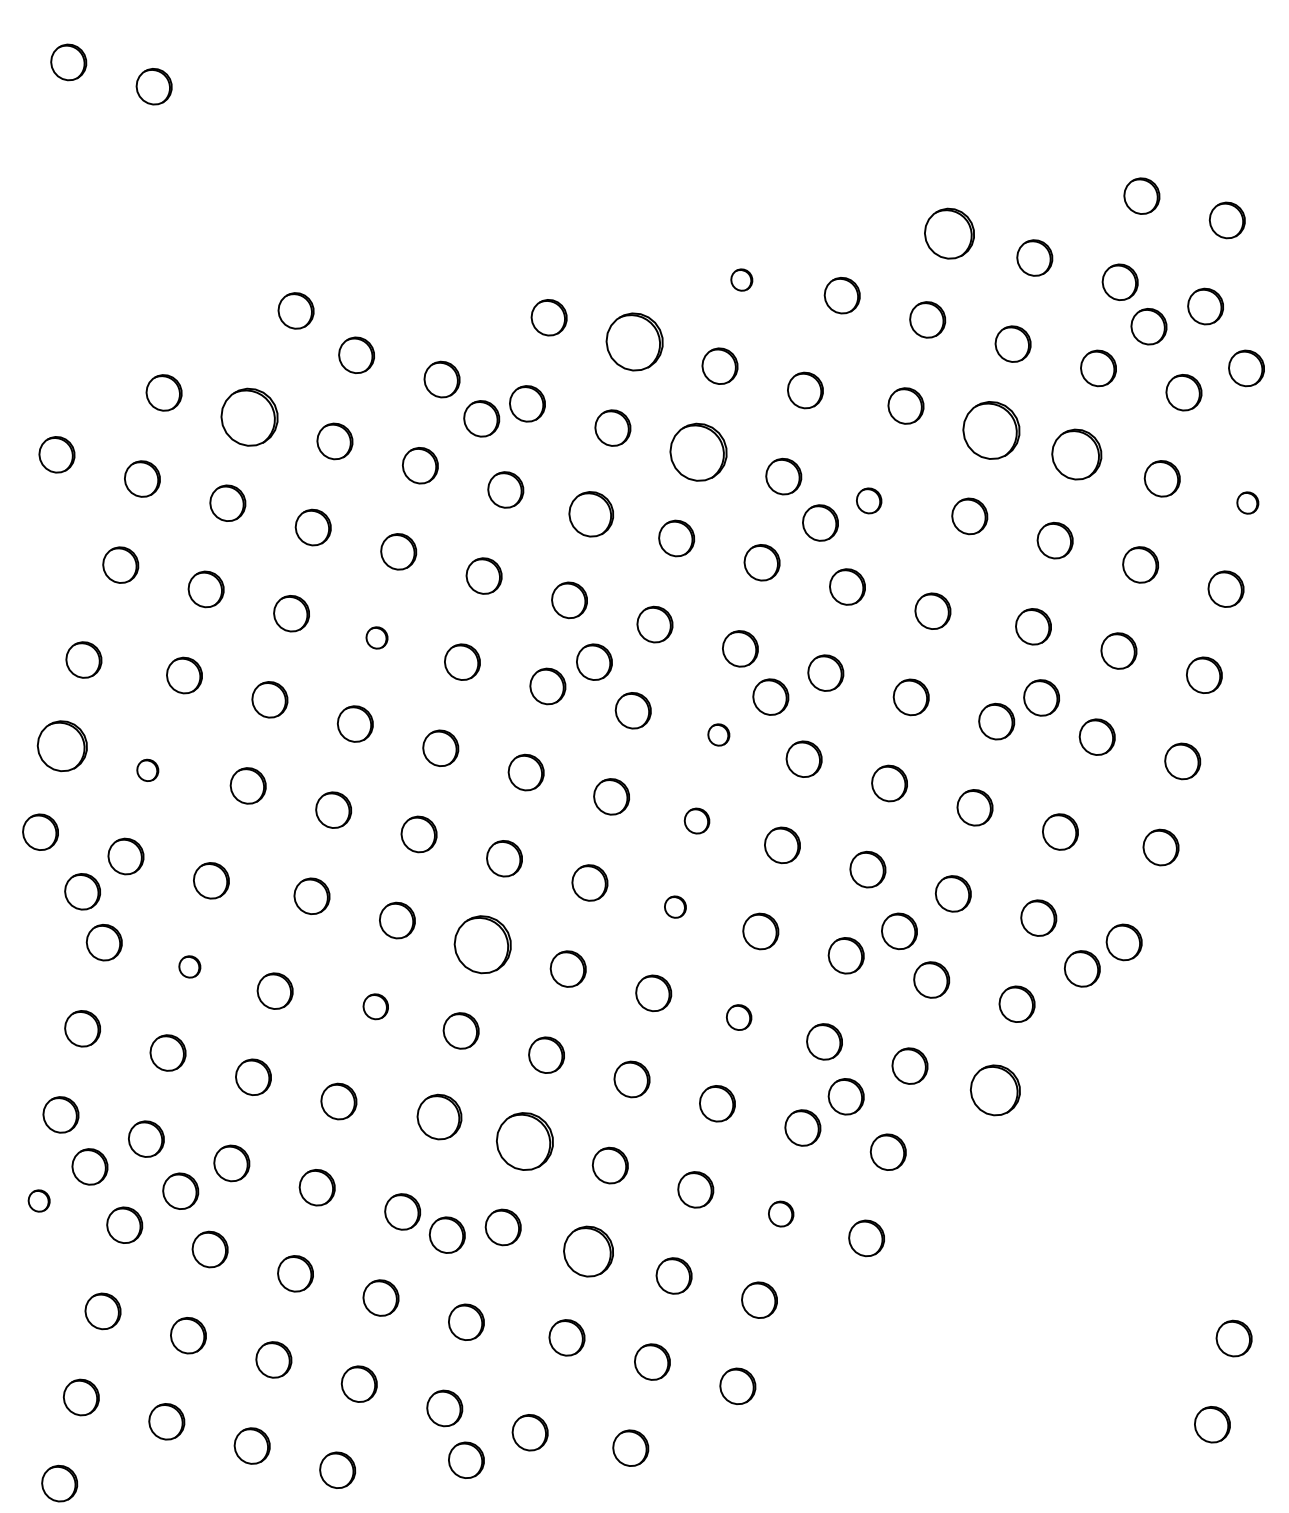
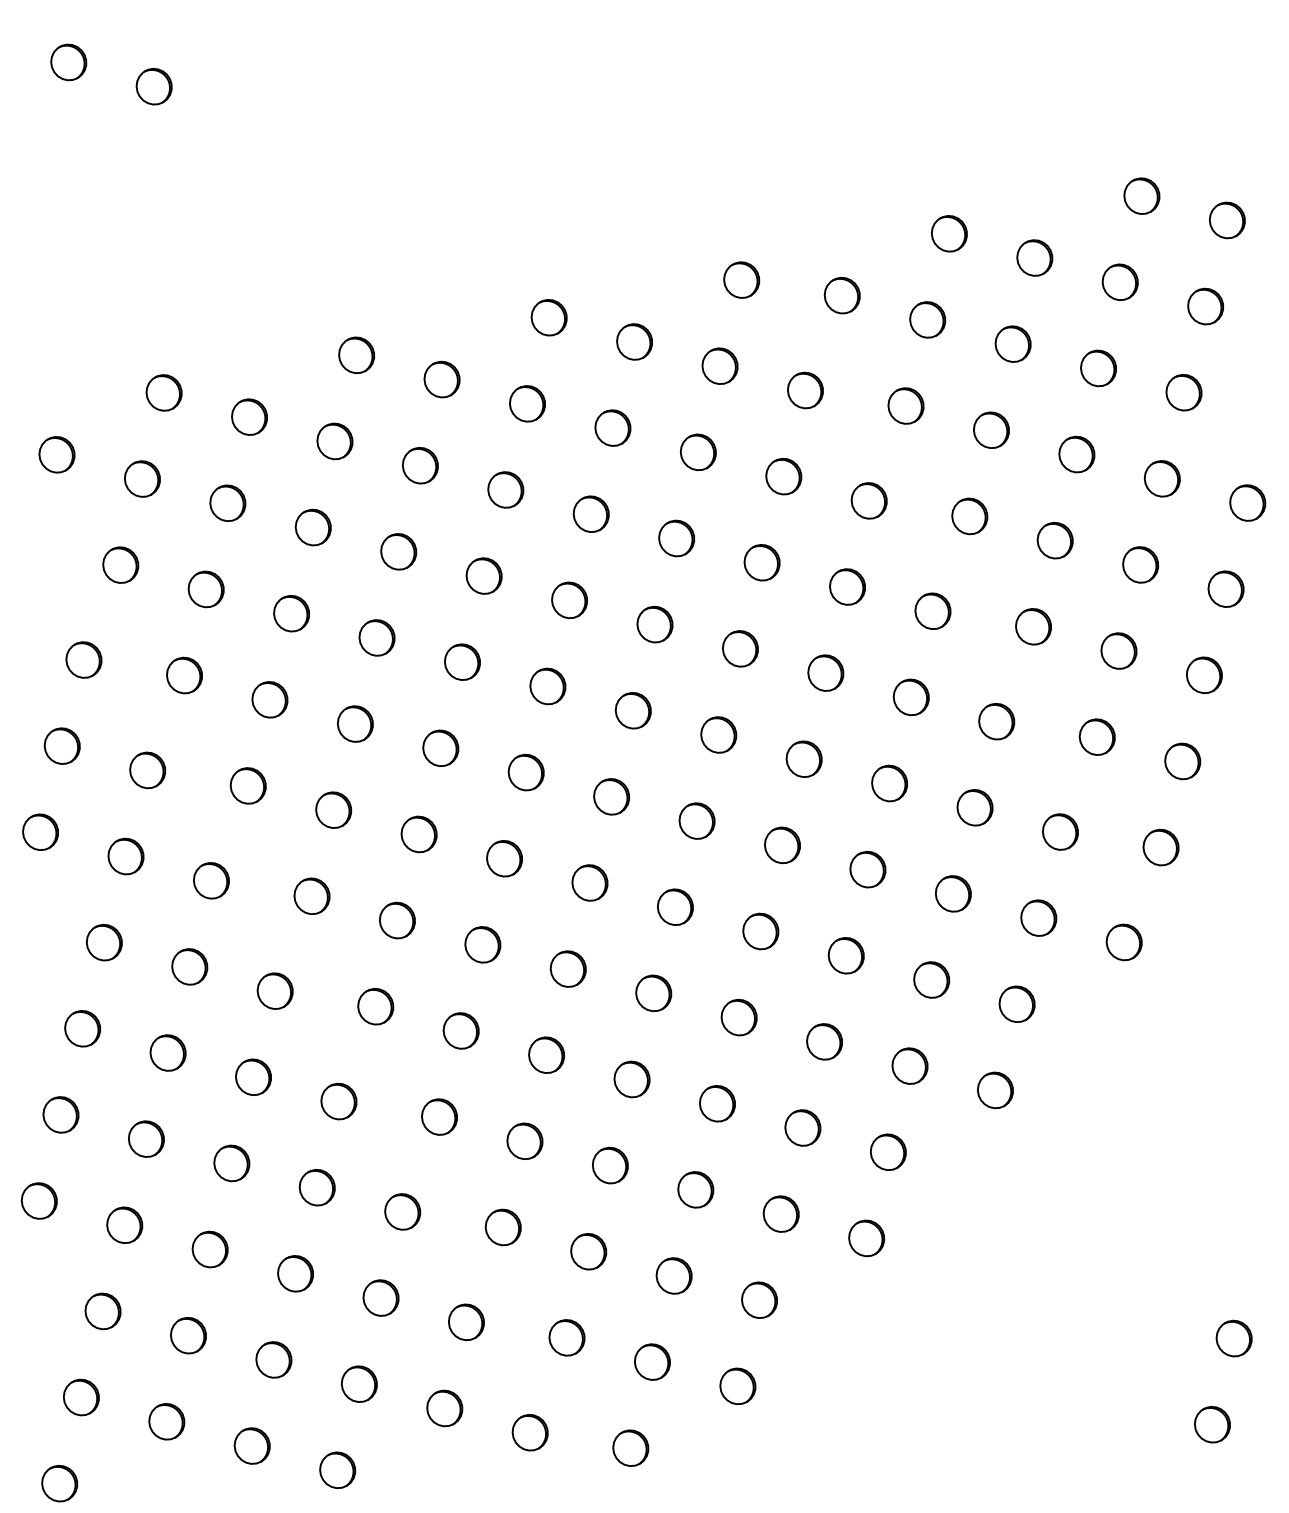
part size: 51x53 px -> 38x38 px (948, 233)
part size: 24x24 px -> 38x38 px (741, 279)
part: present -> none (295, 310)
part: present -> none (1148, 326)
part size: 59x60 px -> 37x38 px (634, 341)
part: present -> none (1246, 368)
part size: 59x60 px -> 37x38 px (249, 416)
part: present -> none (481, 418)
part size: 59x59 px -> 37x38 px (991, 429)
part size: 59x60 px -> 38x39 px (697, 452)
part size: 52x53 px -> 38x39 px (1076, 454)
part size: 27x28 px -> 38x38 px (868, 500)
part size: 24x24 px -> 38x38 px (1247, 502)
part size: 47x47 px -> 38x38 px (590, 513)
part: present -> none (820, 522)
part size: 24x24 px -> 38x38 px (376, 637)
part: present -> none (594, 661)
part: present -> none (770, 696)
part: present -> none (1041, 697)
part size: 24x24 px -> 38x38 px (718, 734)
part size: 52x53 px -> 38x38 px (61, 745)
part size: 24x24 px -> 38x39 px (147, 770)
part size: 28x28 px -> 38x38 px (696, 820)
part: present -> none (82, 891)
part size: 23x24 px -> 37x38 px (675, 906)
part: present -> none (899, 931)
part size: 59x60 px -> 38x38 px (482, 944)
part size: 24x24 px -> 38x38 px (189, 966)
part: present -> none (1081, 968)
part size: 27x28 px -> 38x38 px (375, 1006)
part size: 27x27 px -> 38x39 px (738, 1017)
part size: 51x53 px -> 37x39 px (995, 1090)
part: present -> none (845, 1096)
part size: 47x48 px -> 37x38 px (439, 1116)
part size: 58x59 px -> 38x38 px (524, 1140)
part: present -> none (89, 1166)
part: present -> none (180, 1190)
part size: 24x24 px -> 38x38 px (38, 1200)
part size: 27x28 px -> 38x38 px (780, 1213)
part: present -> none (446, 1234)
part size: 51x53 px -> 38x38 px (588, 1251)
part: present -> none (466, 1459)
